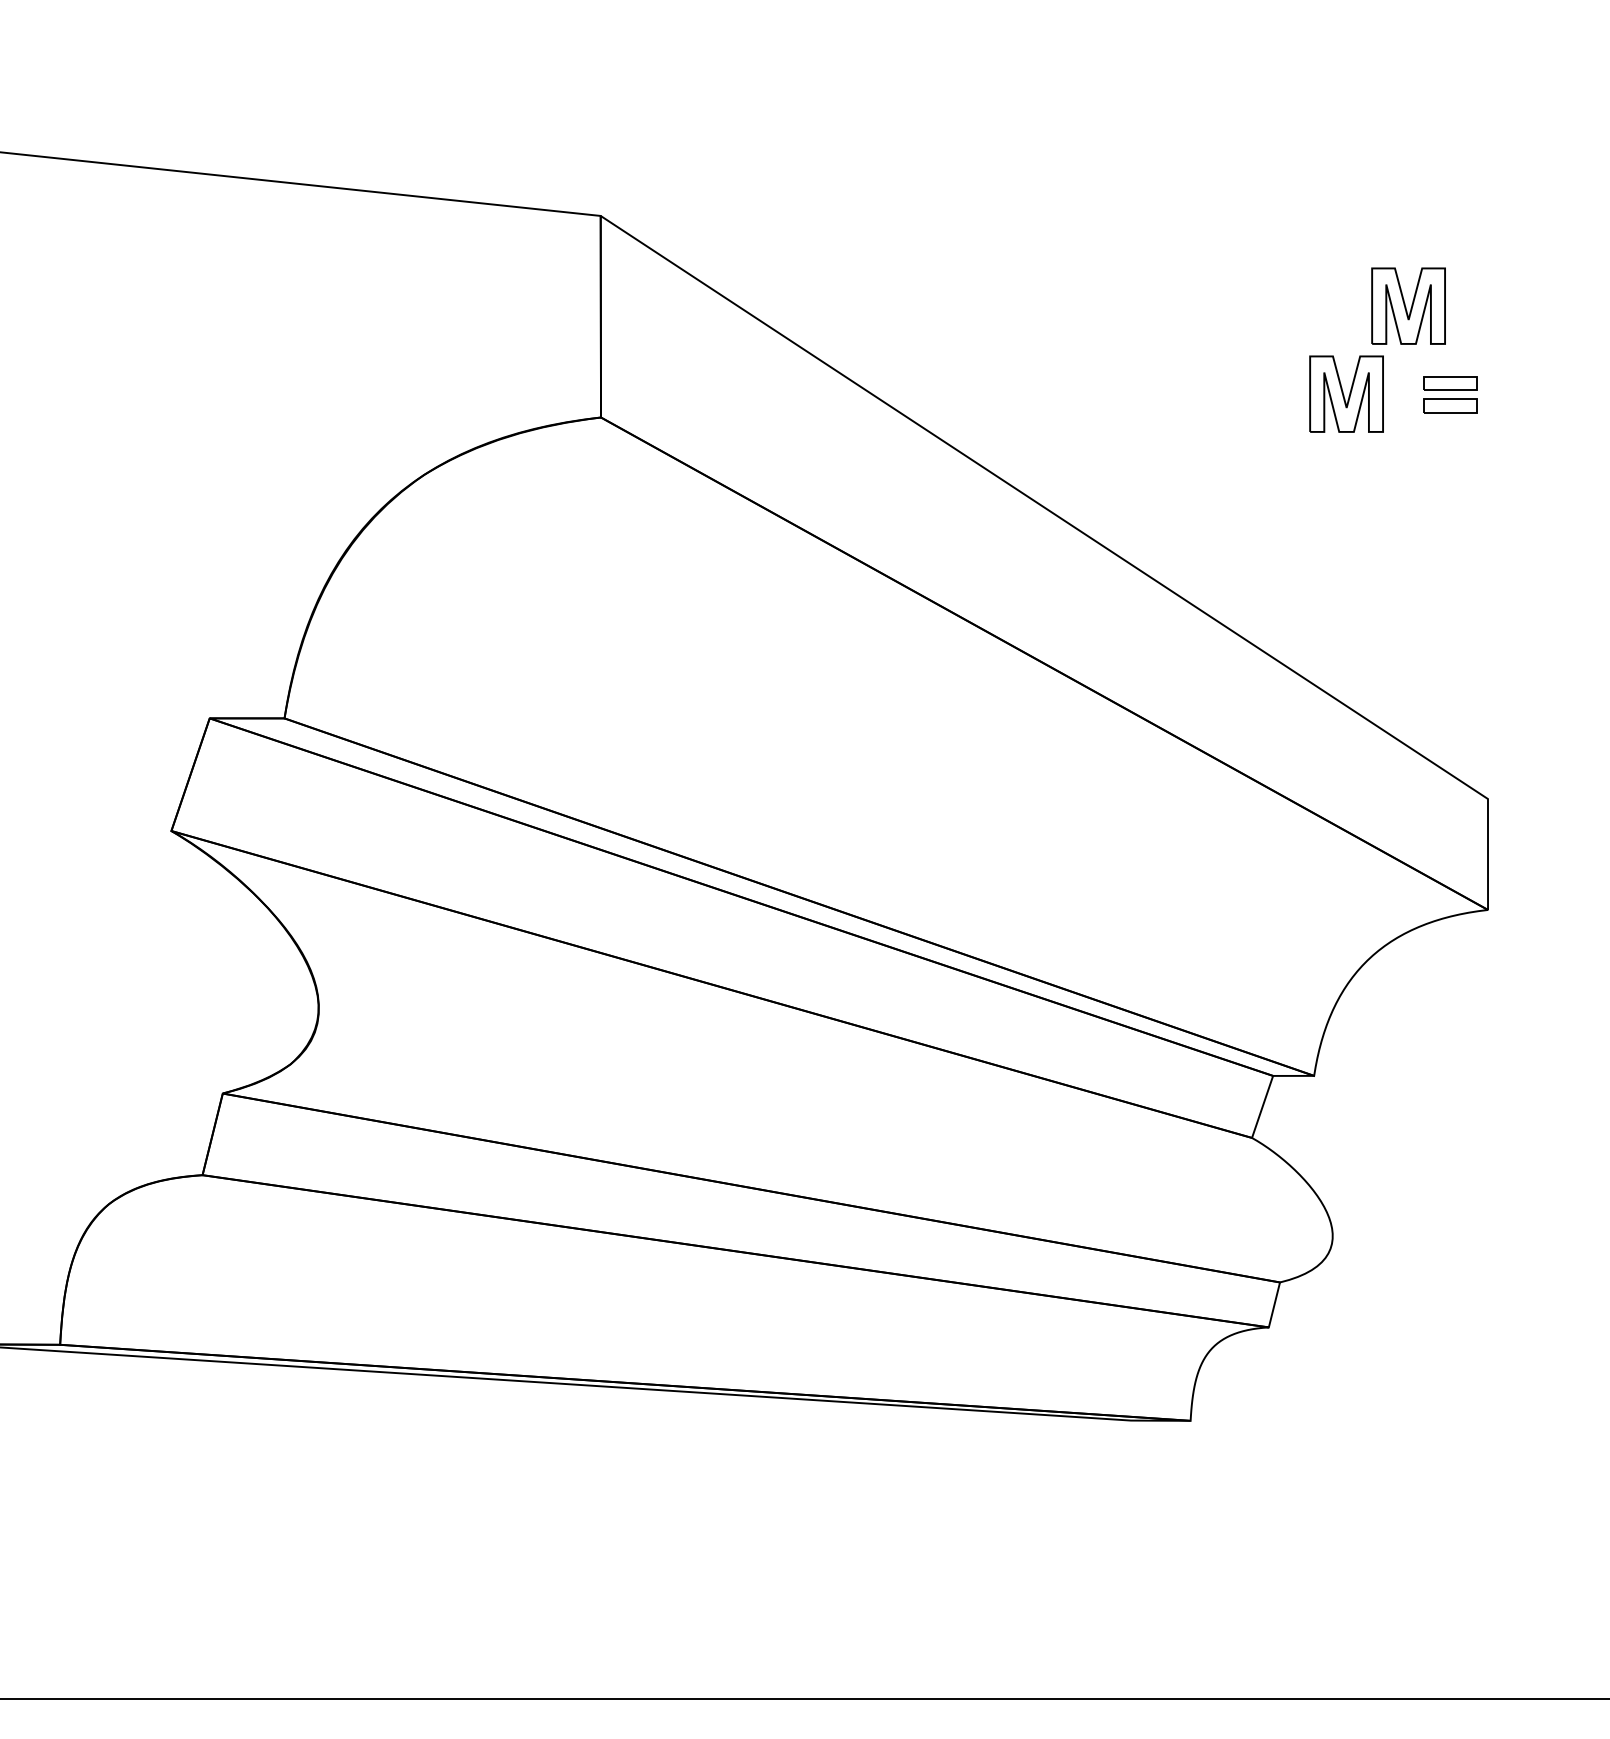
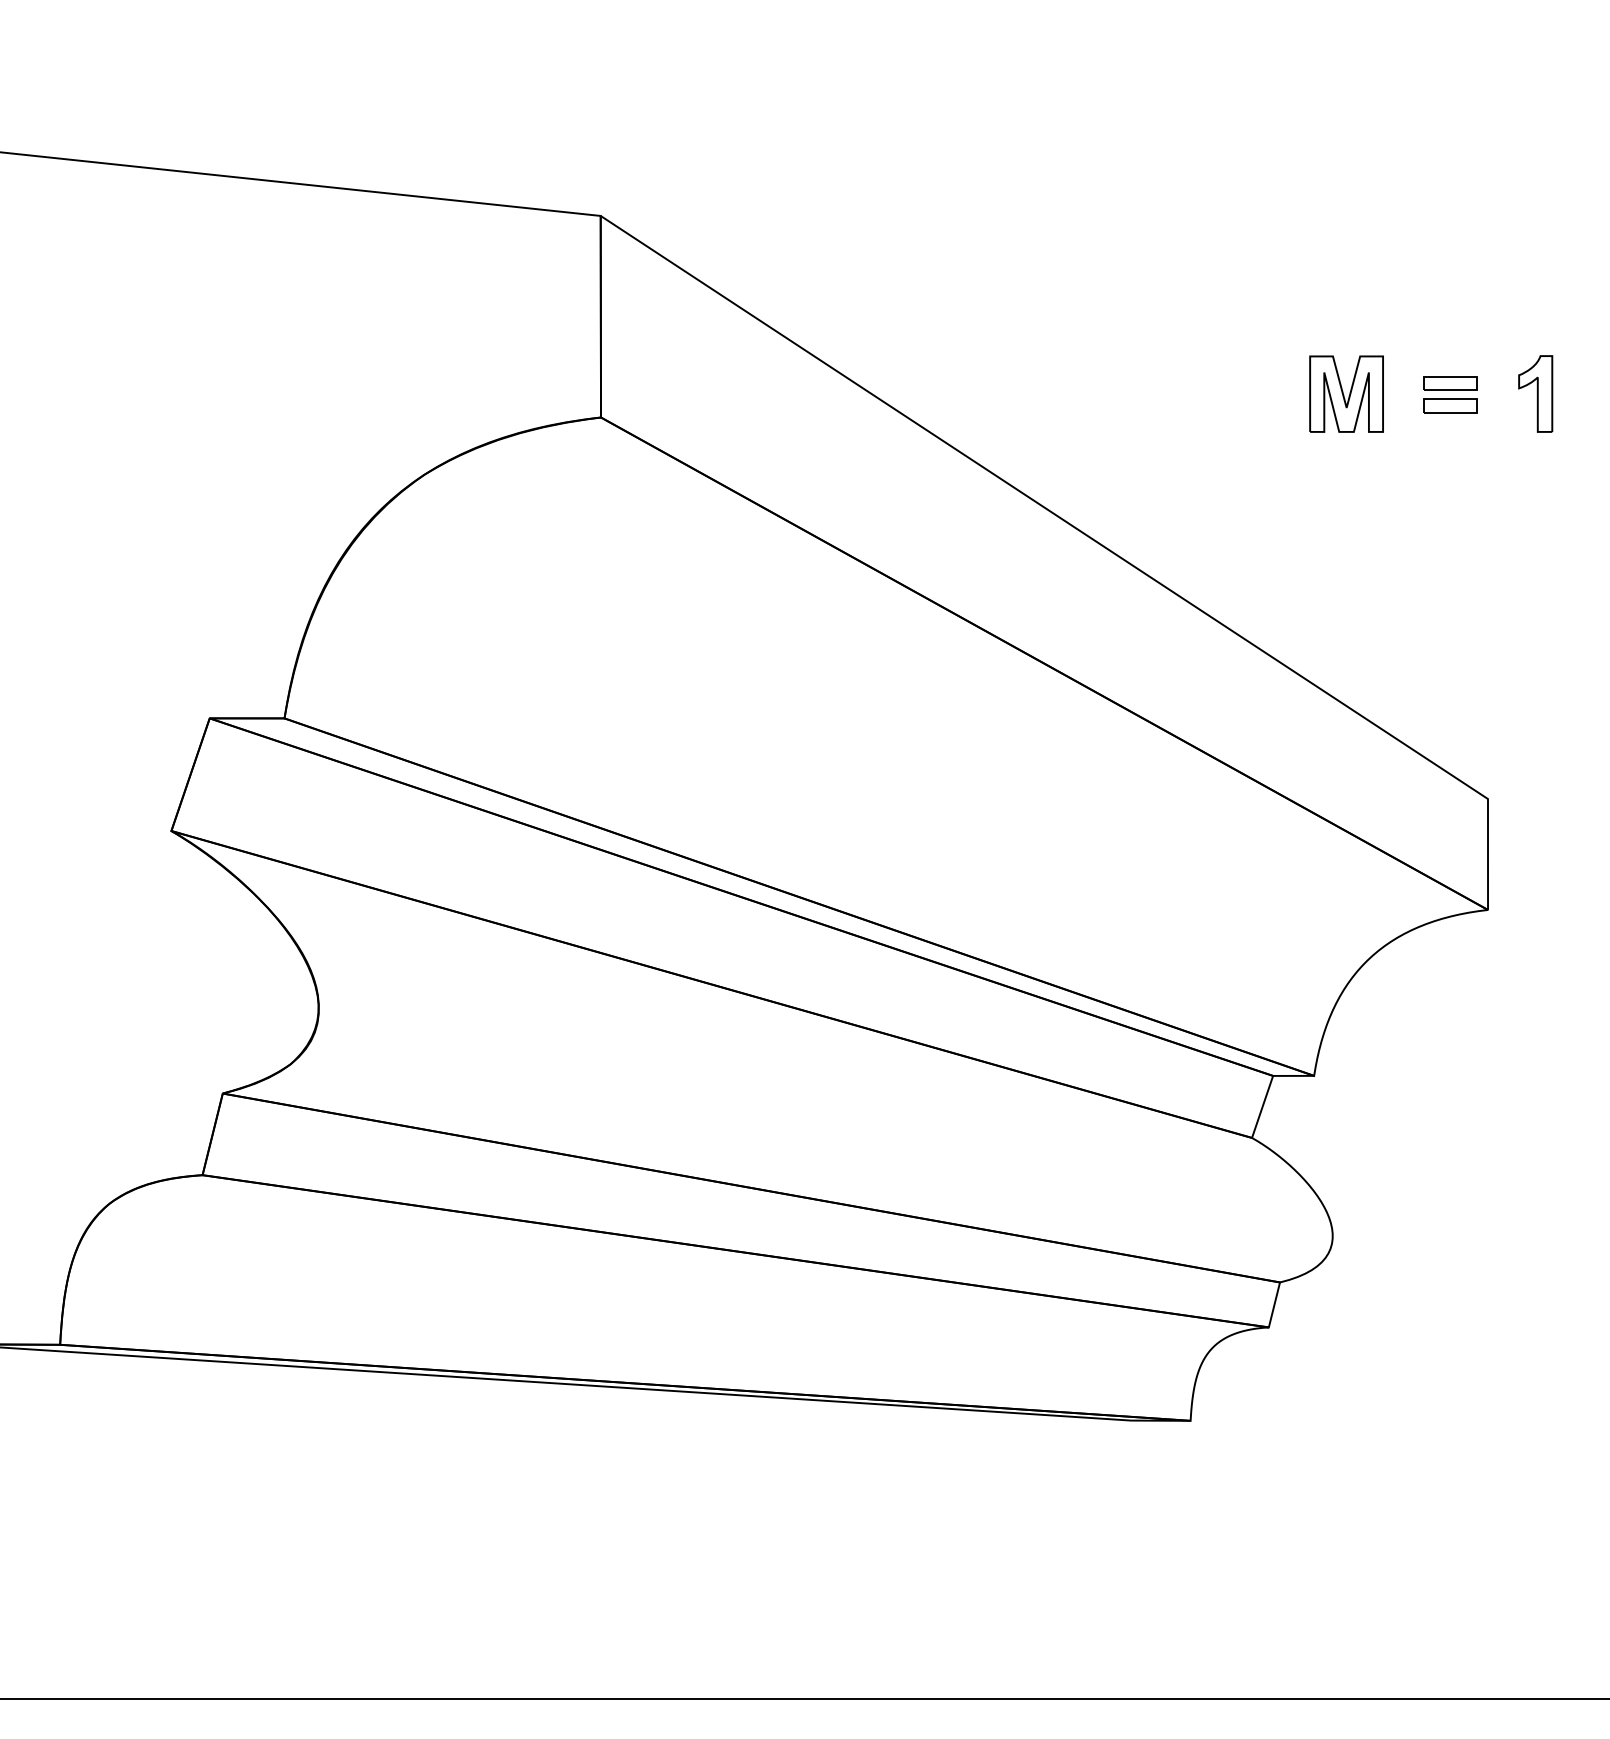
part: present -> none (1408, 305)
part: none -> present (1535, 393)
